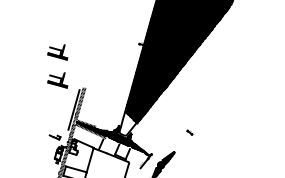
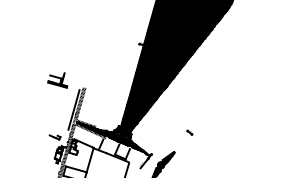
part: present -> none (57, 52)
hatch: none -> present (127, 123)
